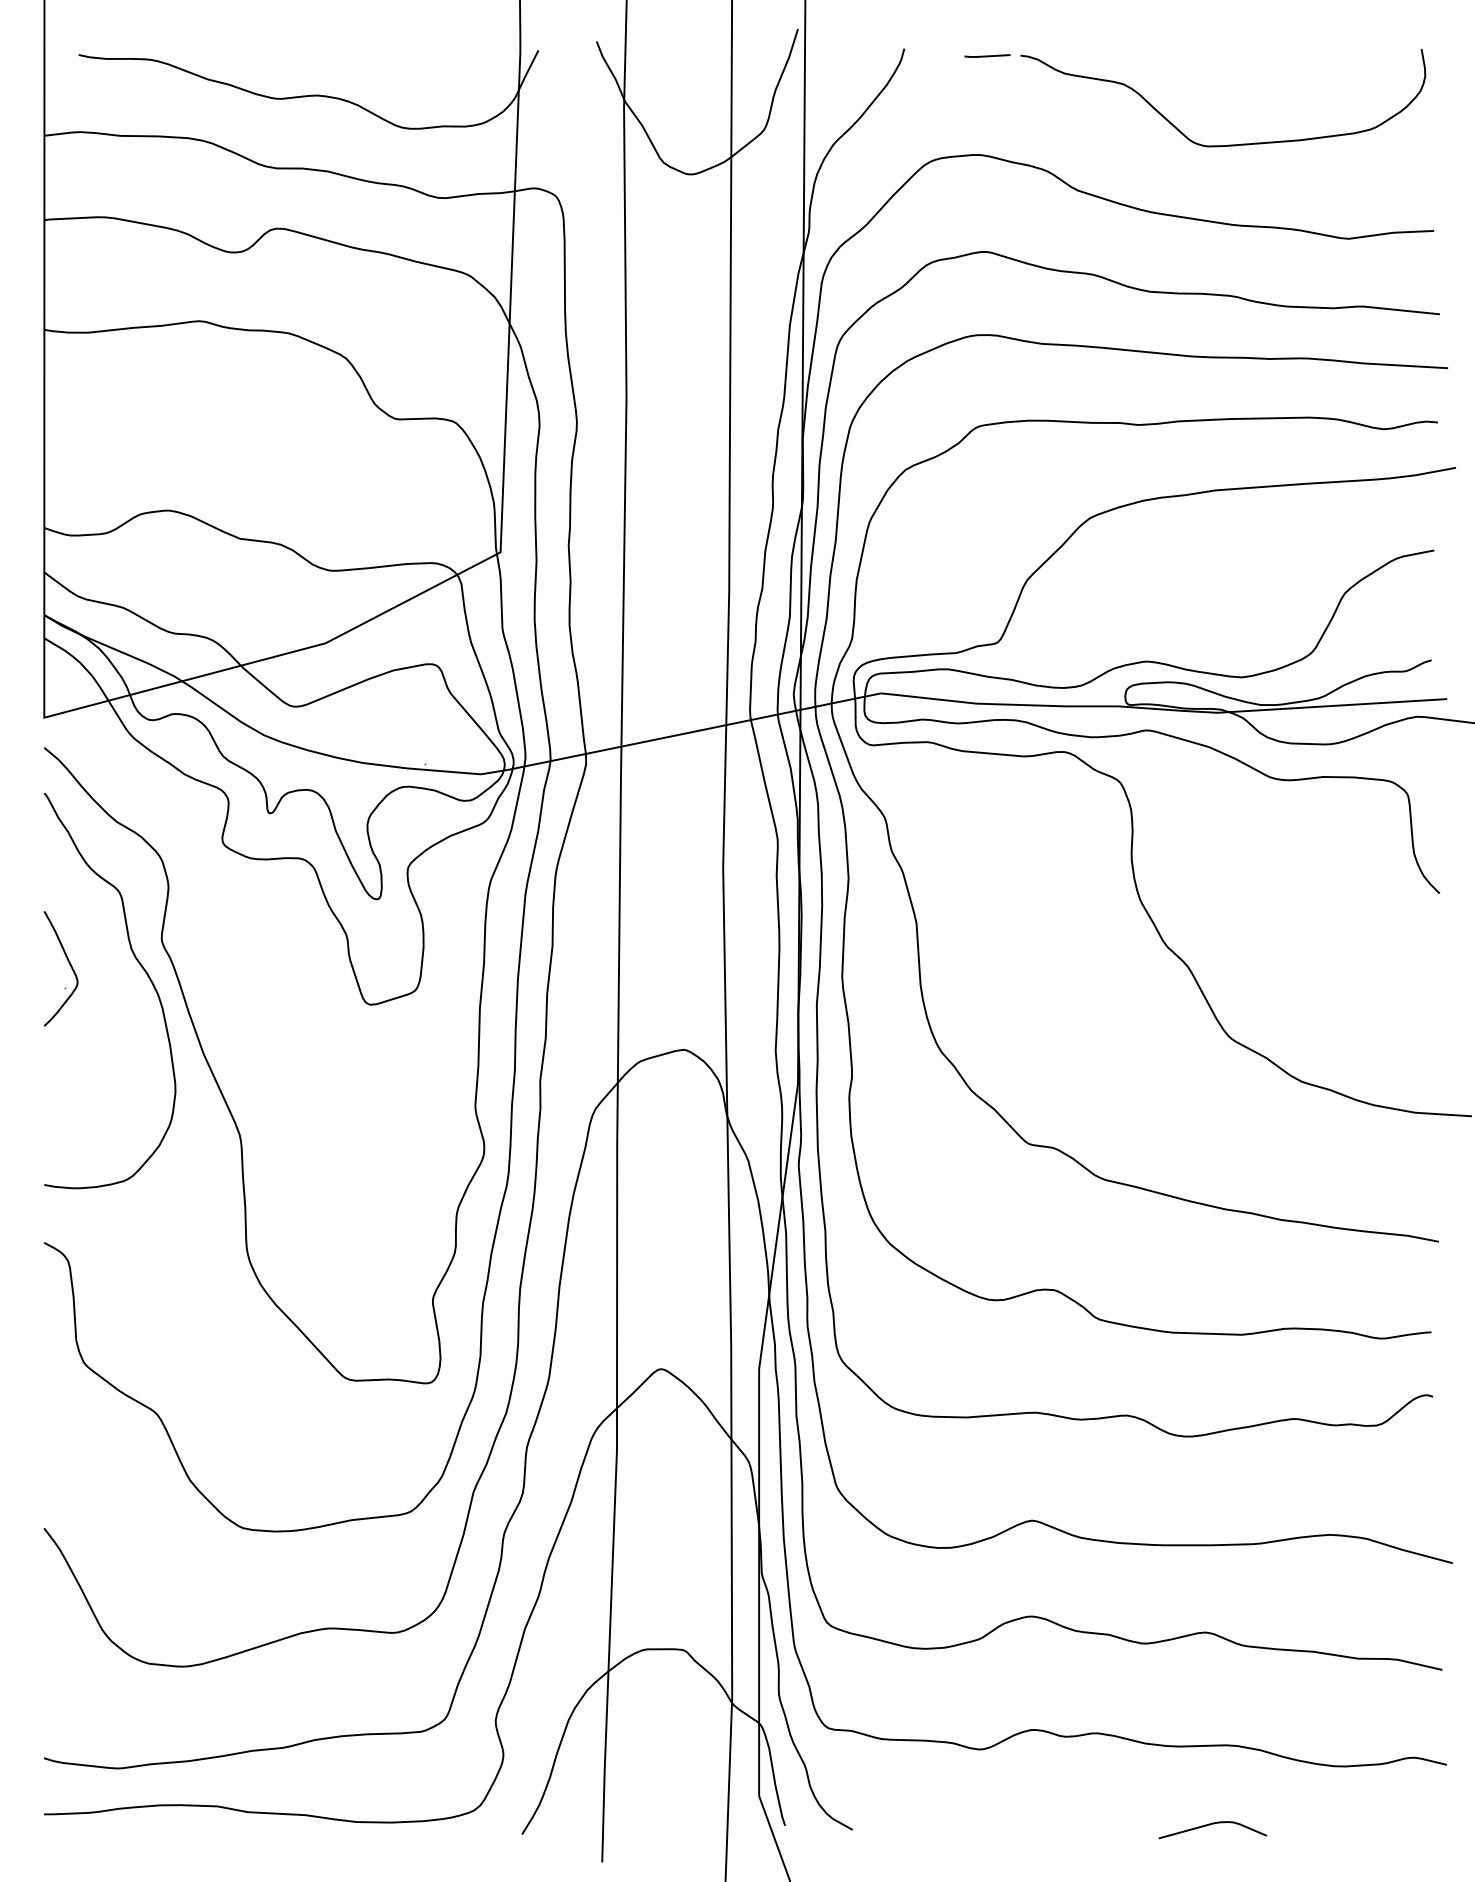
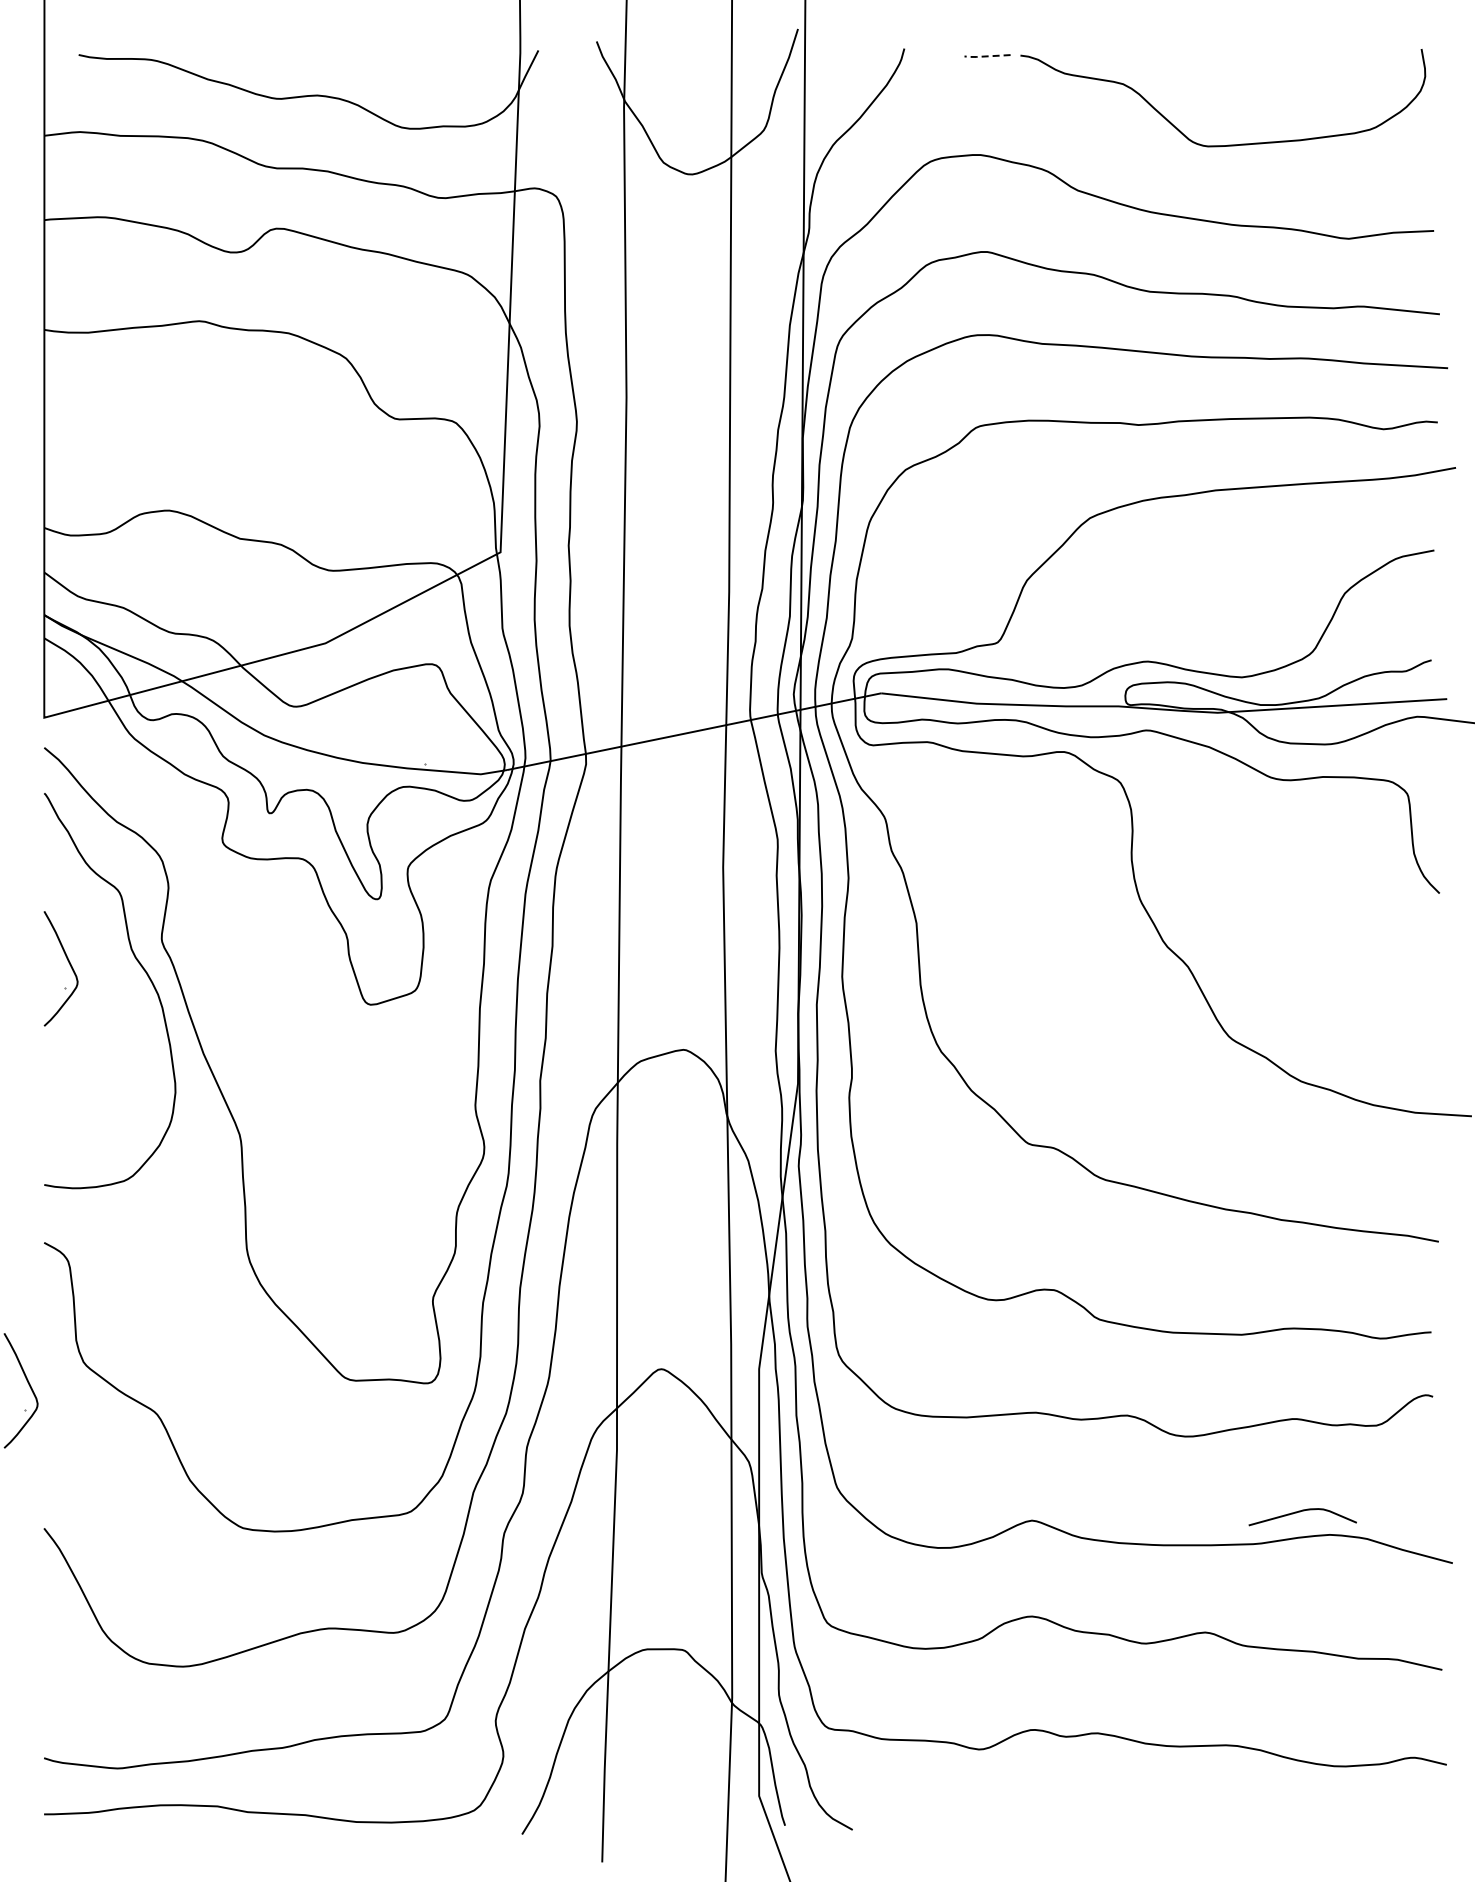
line: solid -> dashed (985, 56)
part: none -> present (29, 1386)
curve position: (1210, 1825) -> (1300, 1512) (1300, 1512)
